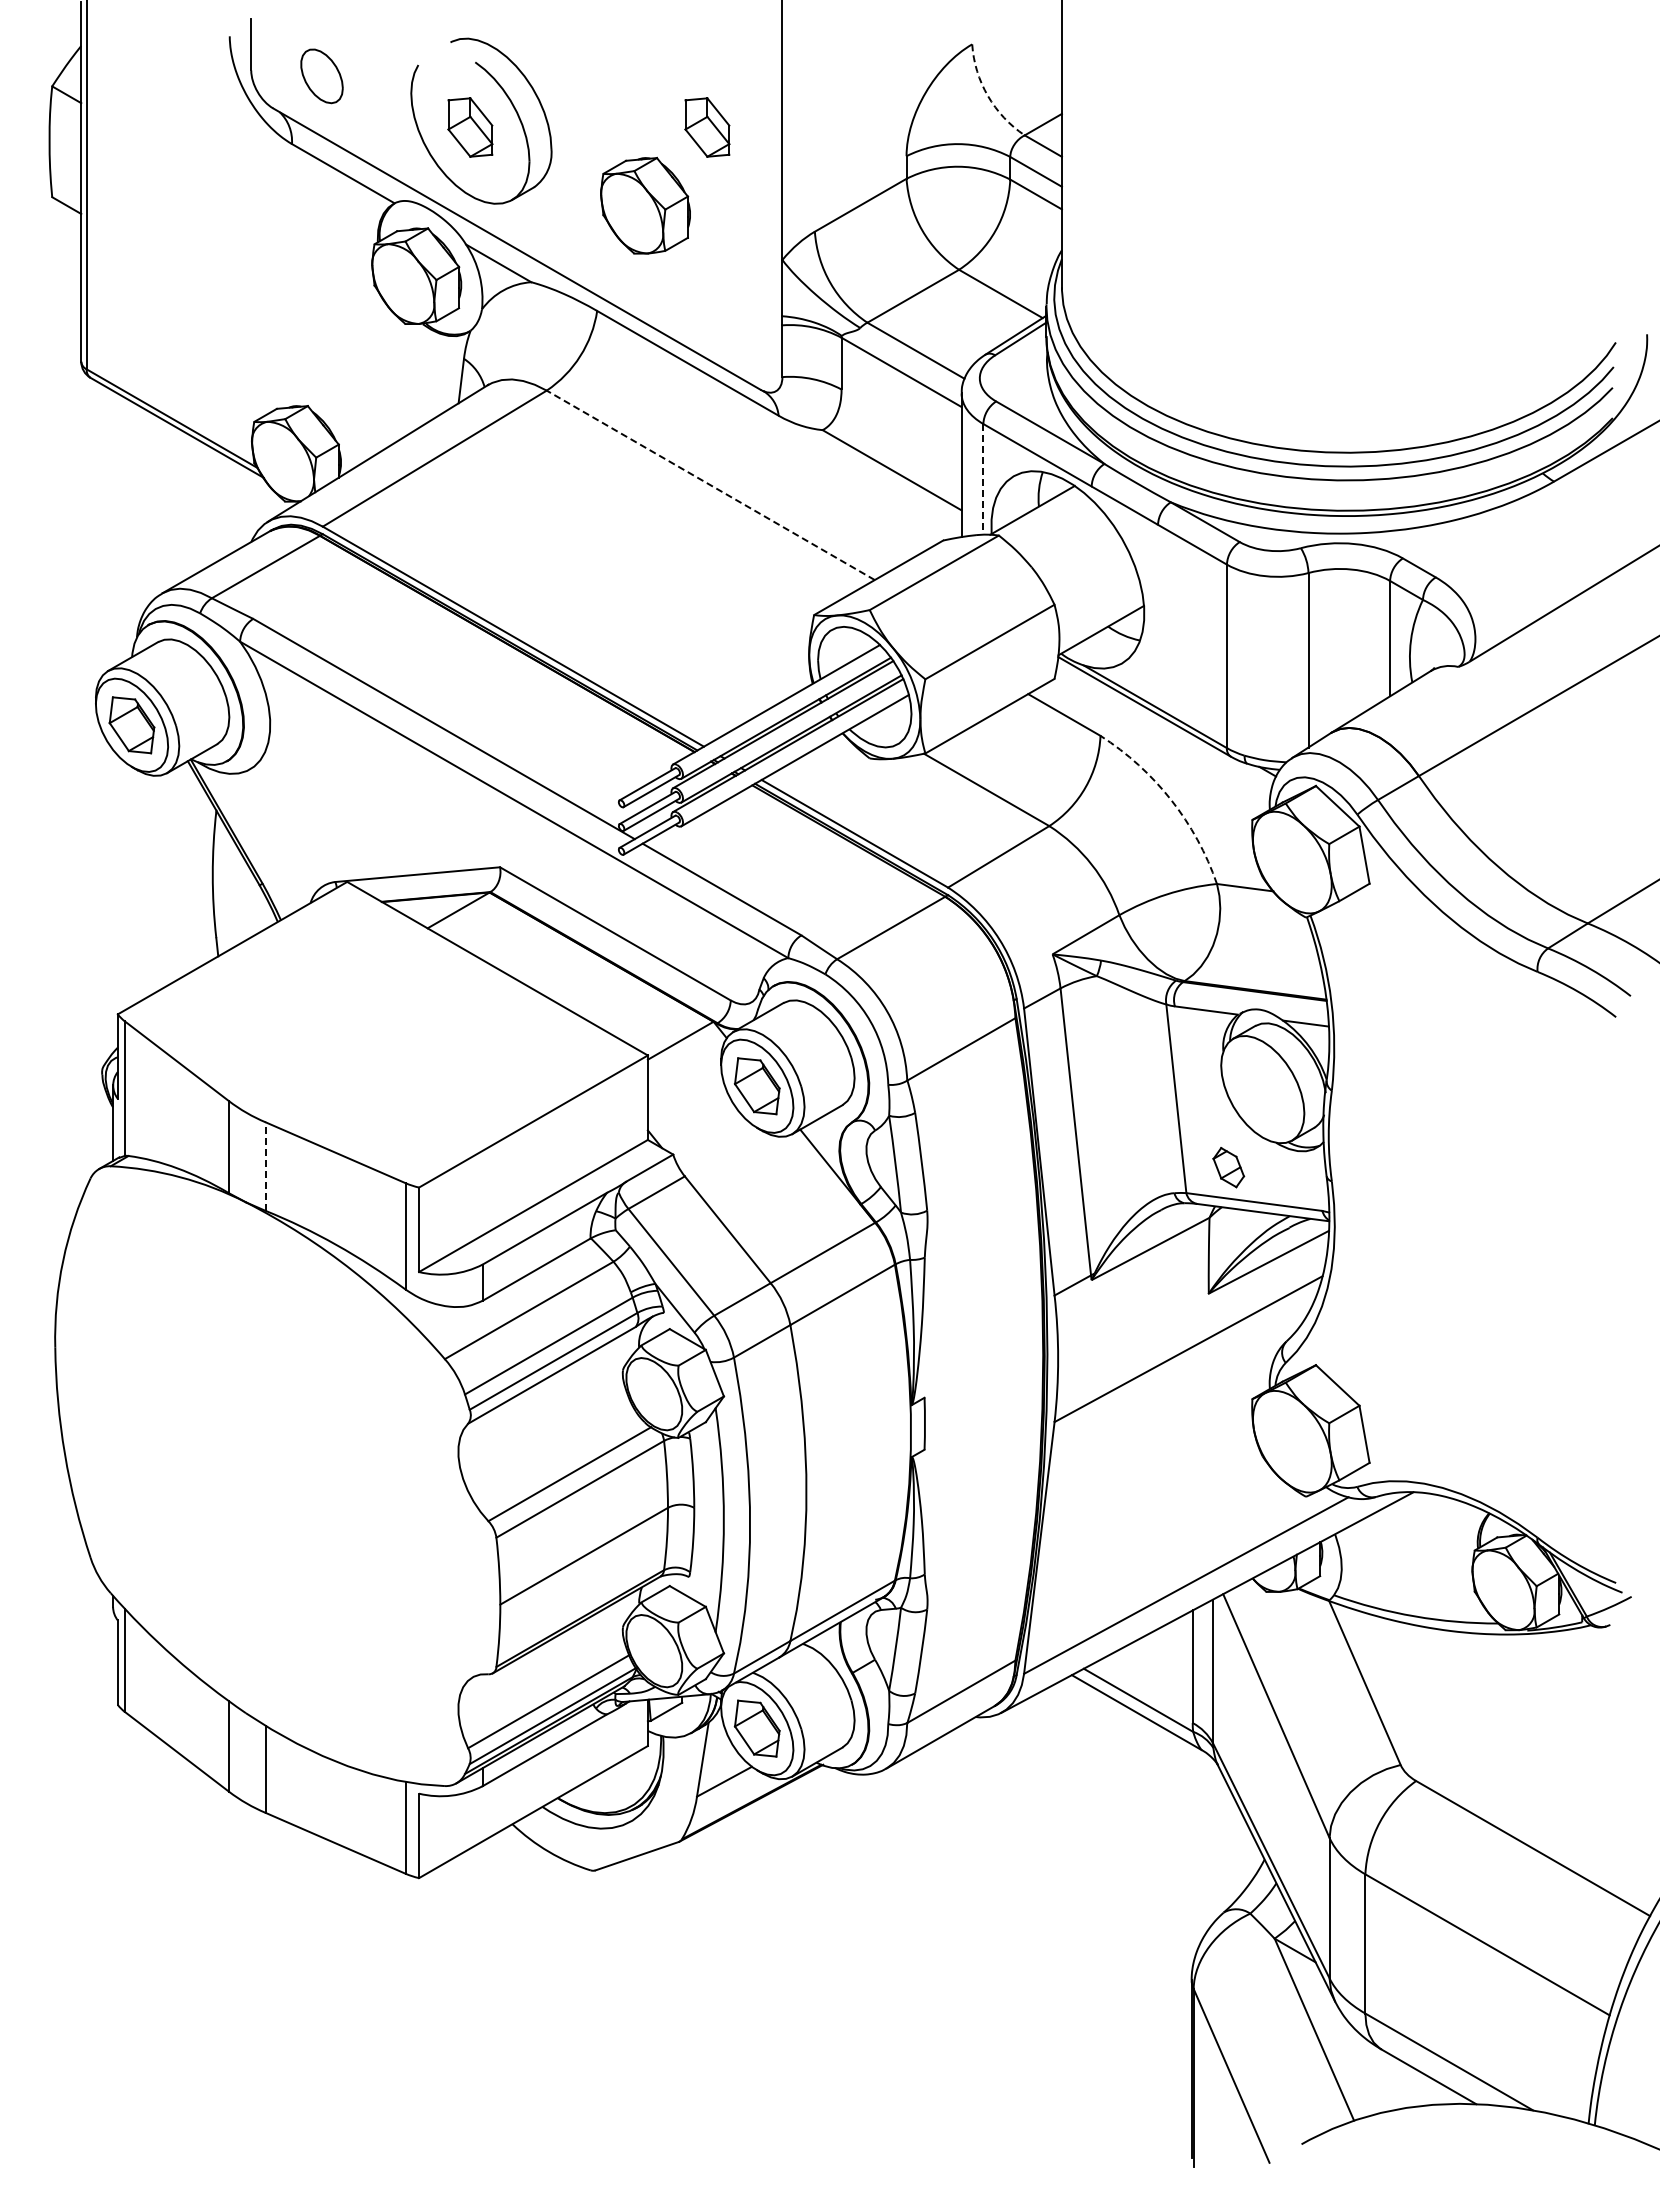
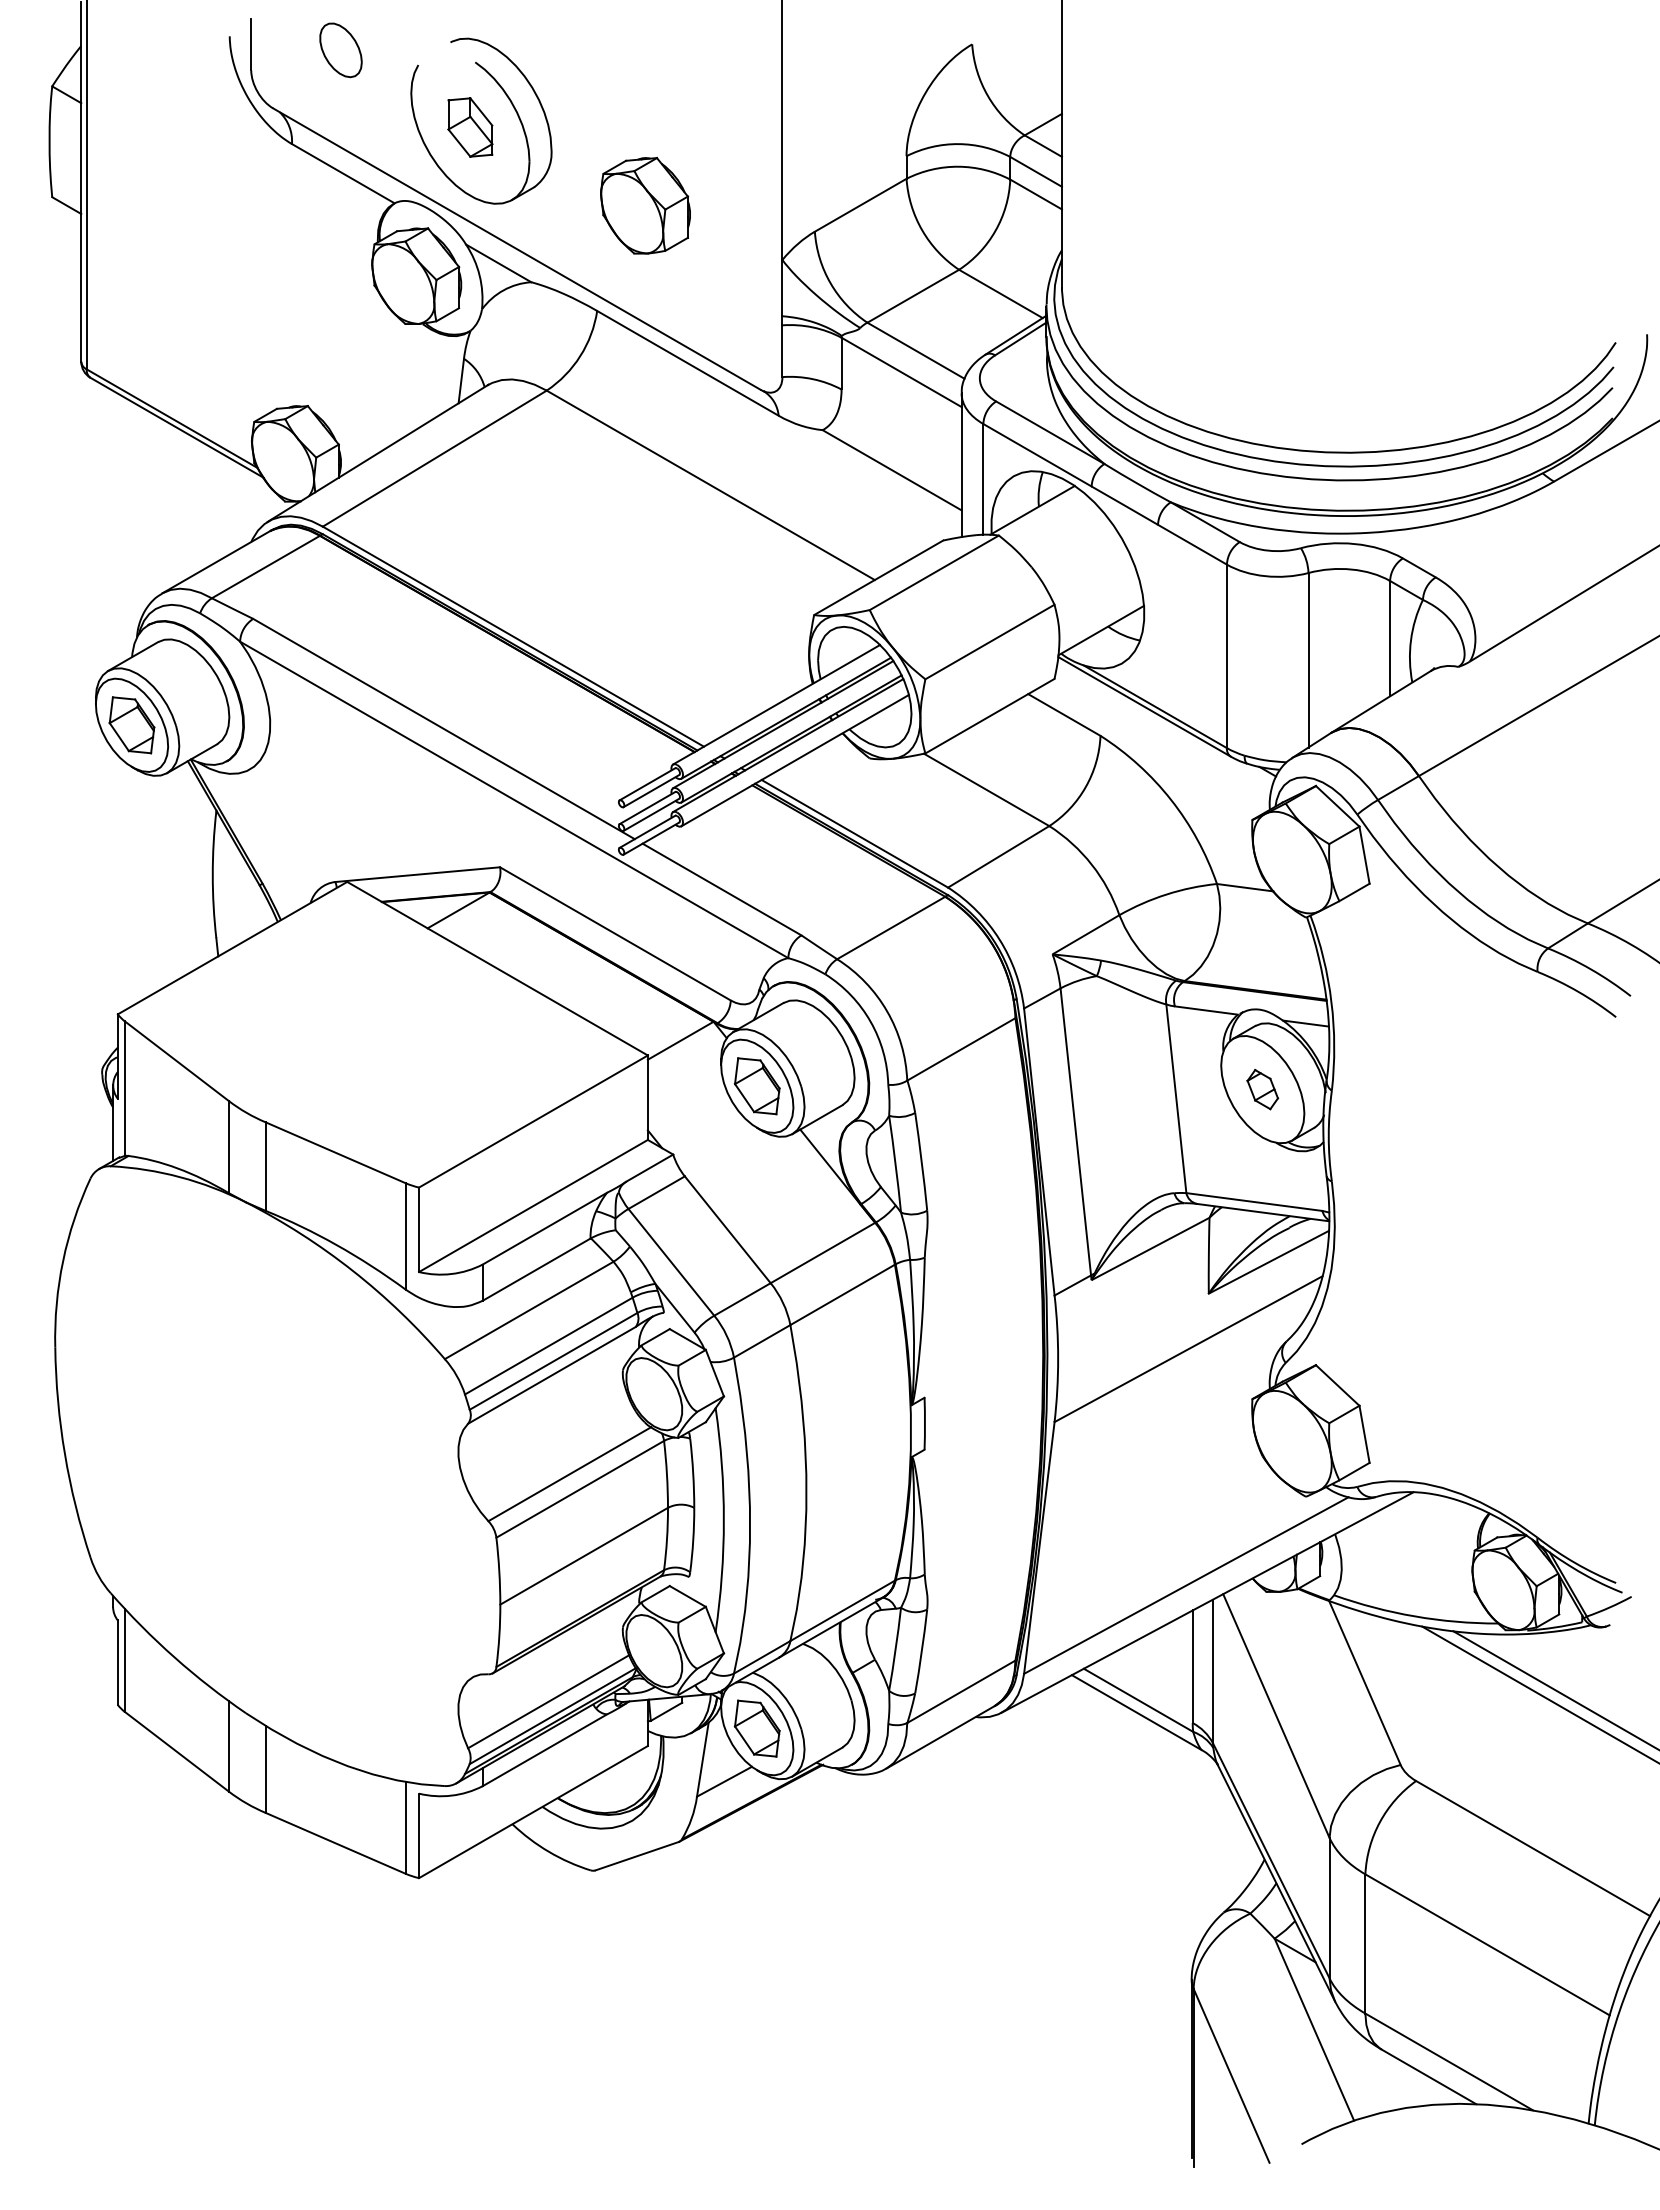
part position: (321, 76) -> (340, 50) (340, 50)
arc: dashed -> solid (987, 95)
part: present -> none (707, 127)
line: dashed -> solid (983, 479)
line: dashed -> solid (710, 485)
arc: dashed -> solid (1171, 800)
line: dashed -> solid (265, 1166)
part position: (1228, 1167) -> (1262, 1089) (1262, 1089)
line: none -> present (1554, 1689)
line: none -> present (1539, 1693)
